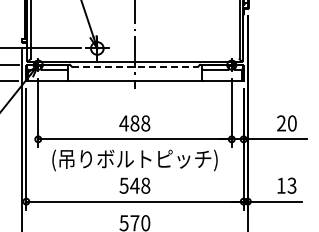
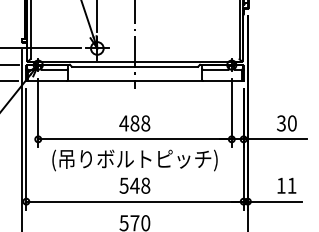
line: none -> present (97, 17)
line: dashed -> solid (135, 66)
text: 20 -> 30 (281, 123)
text: 13 -> 11 (291, 185)
